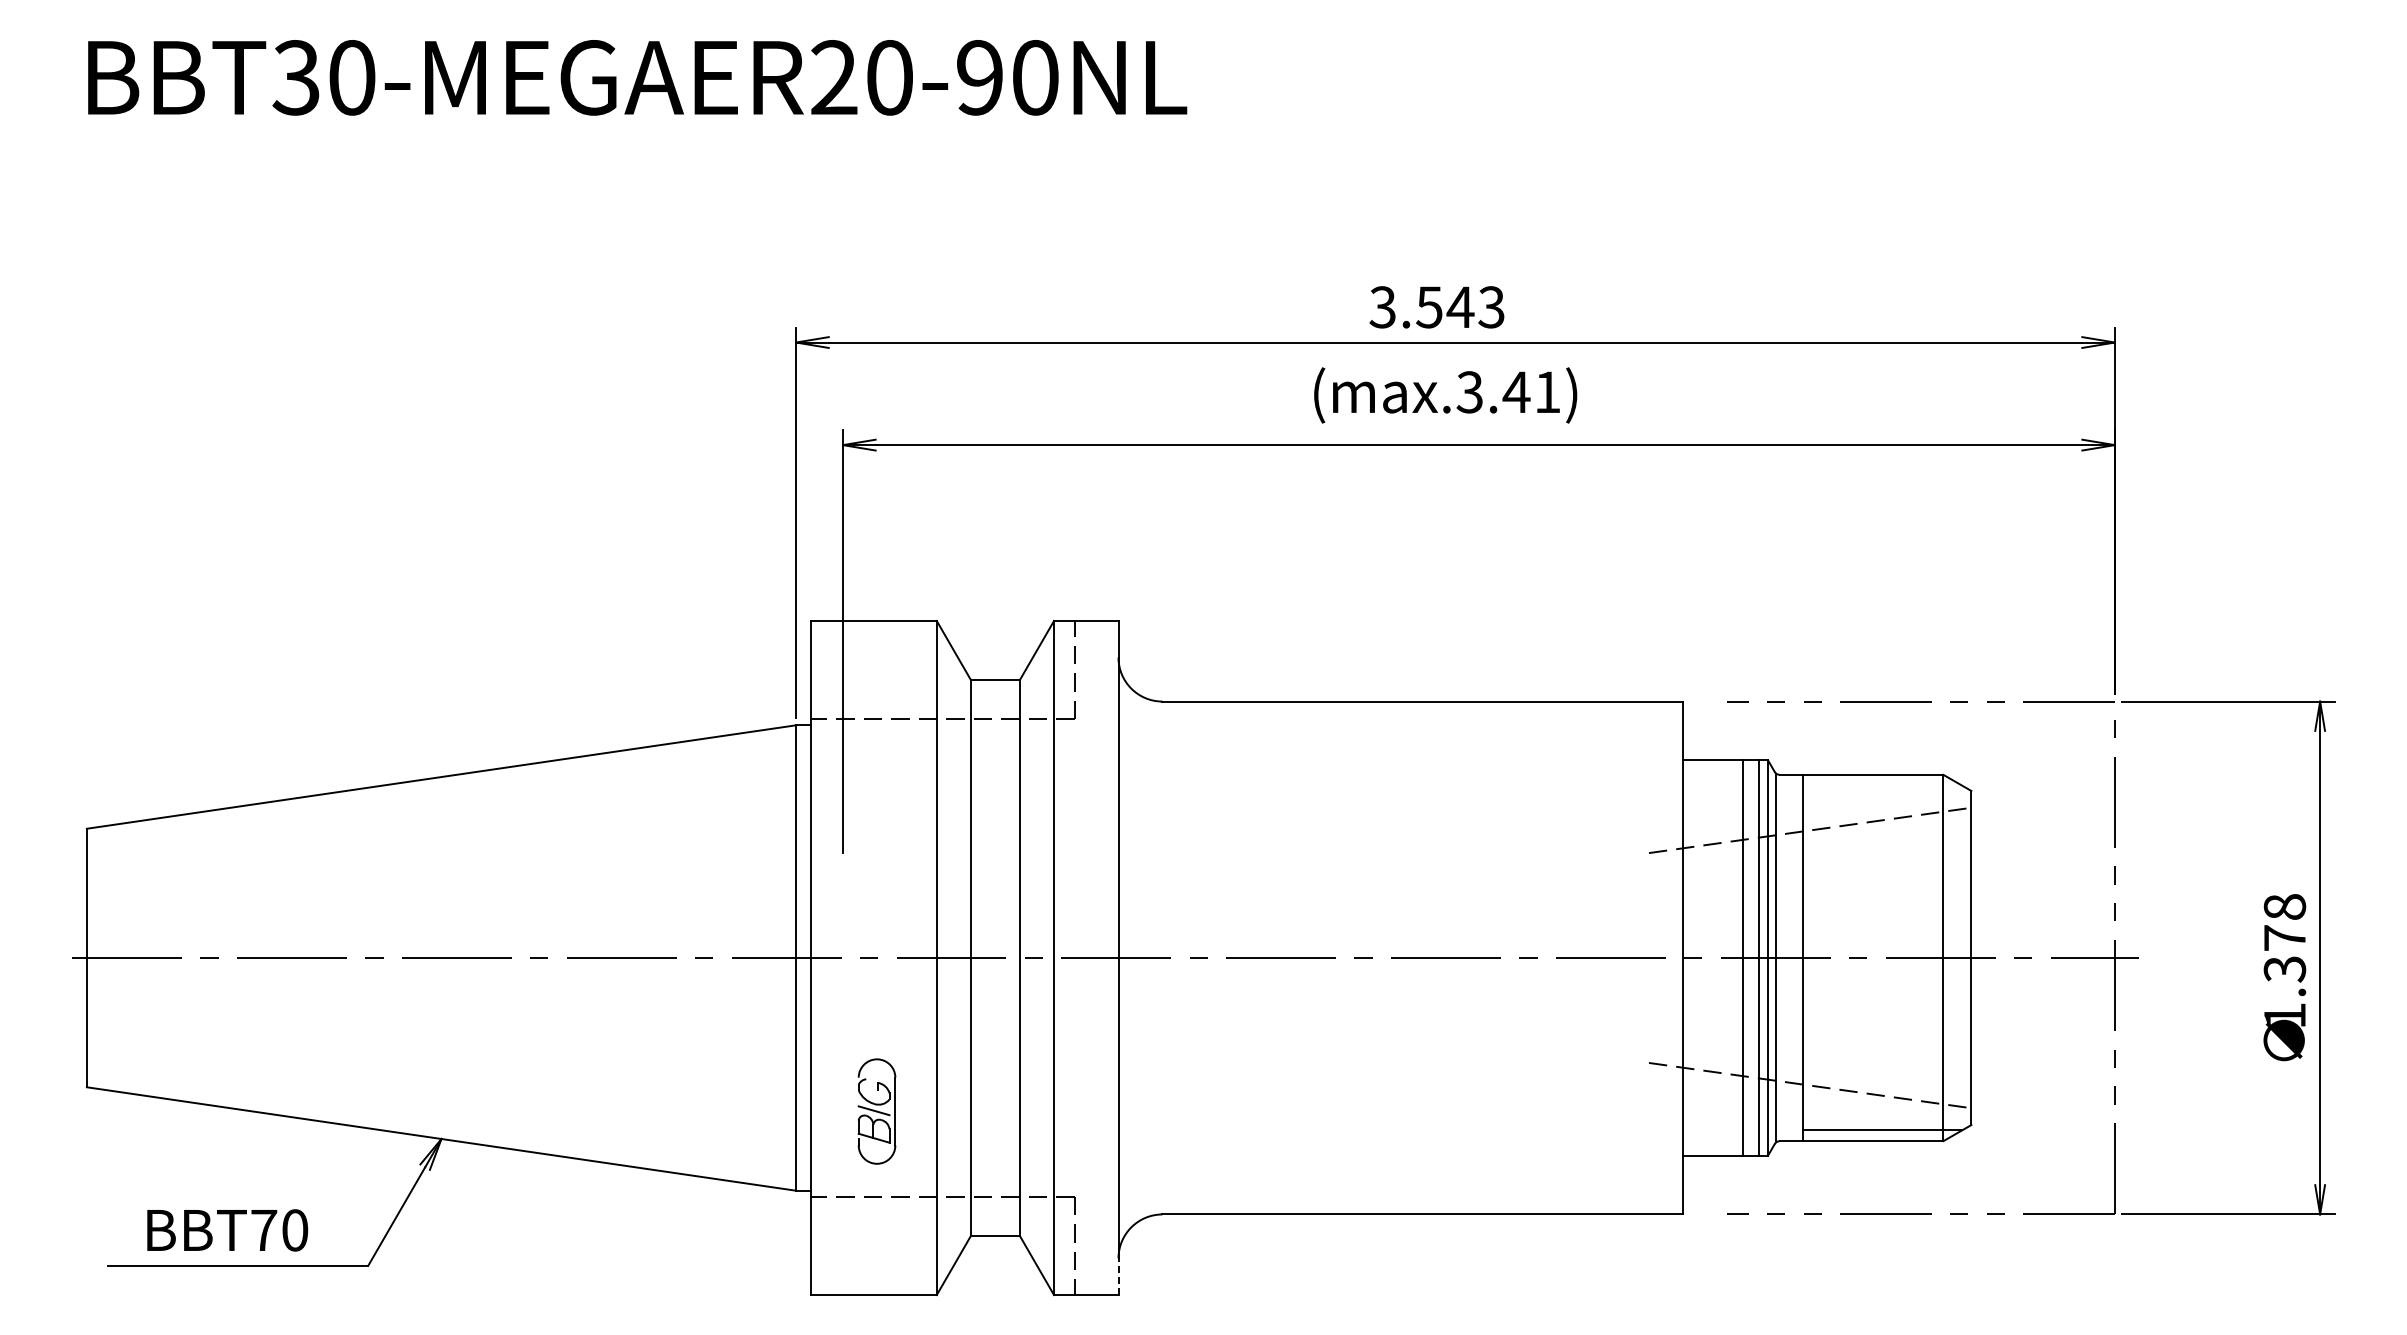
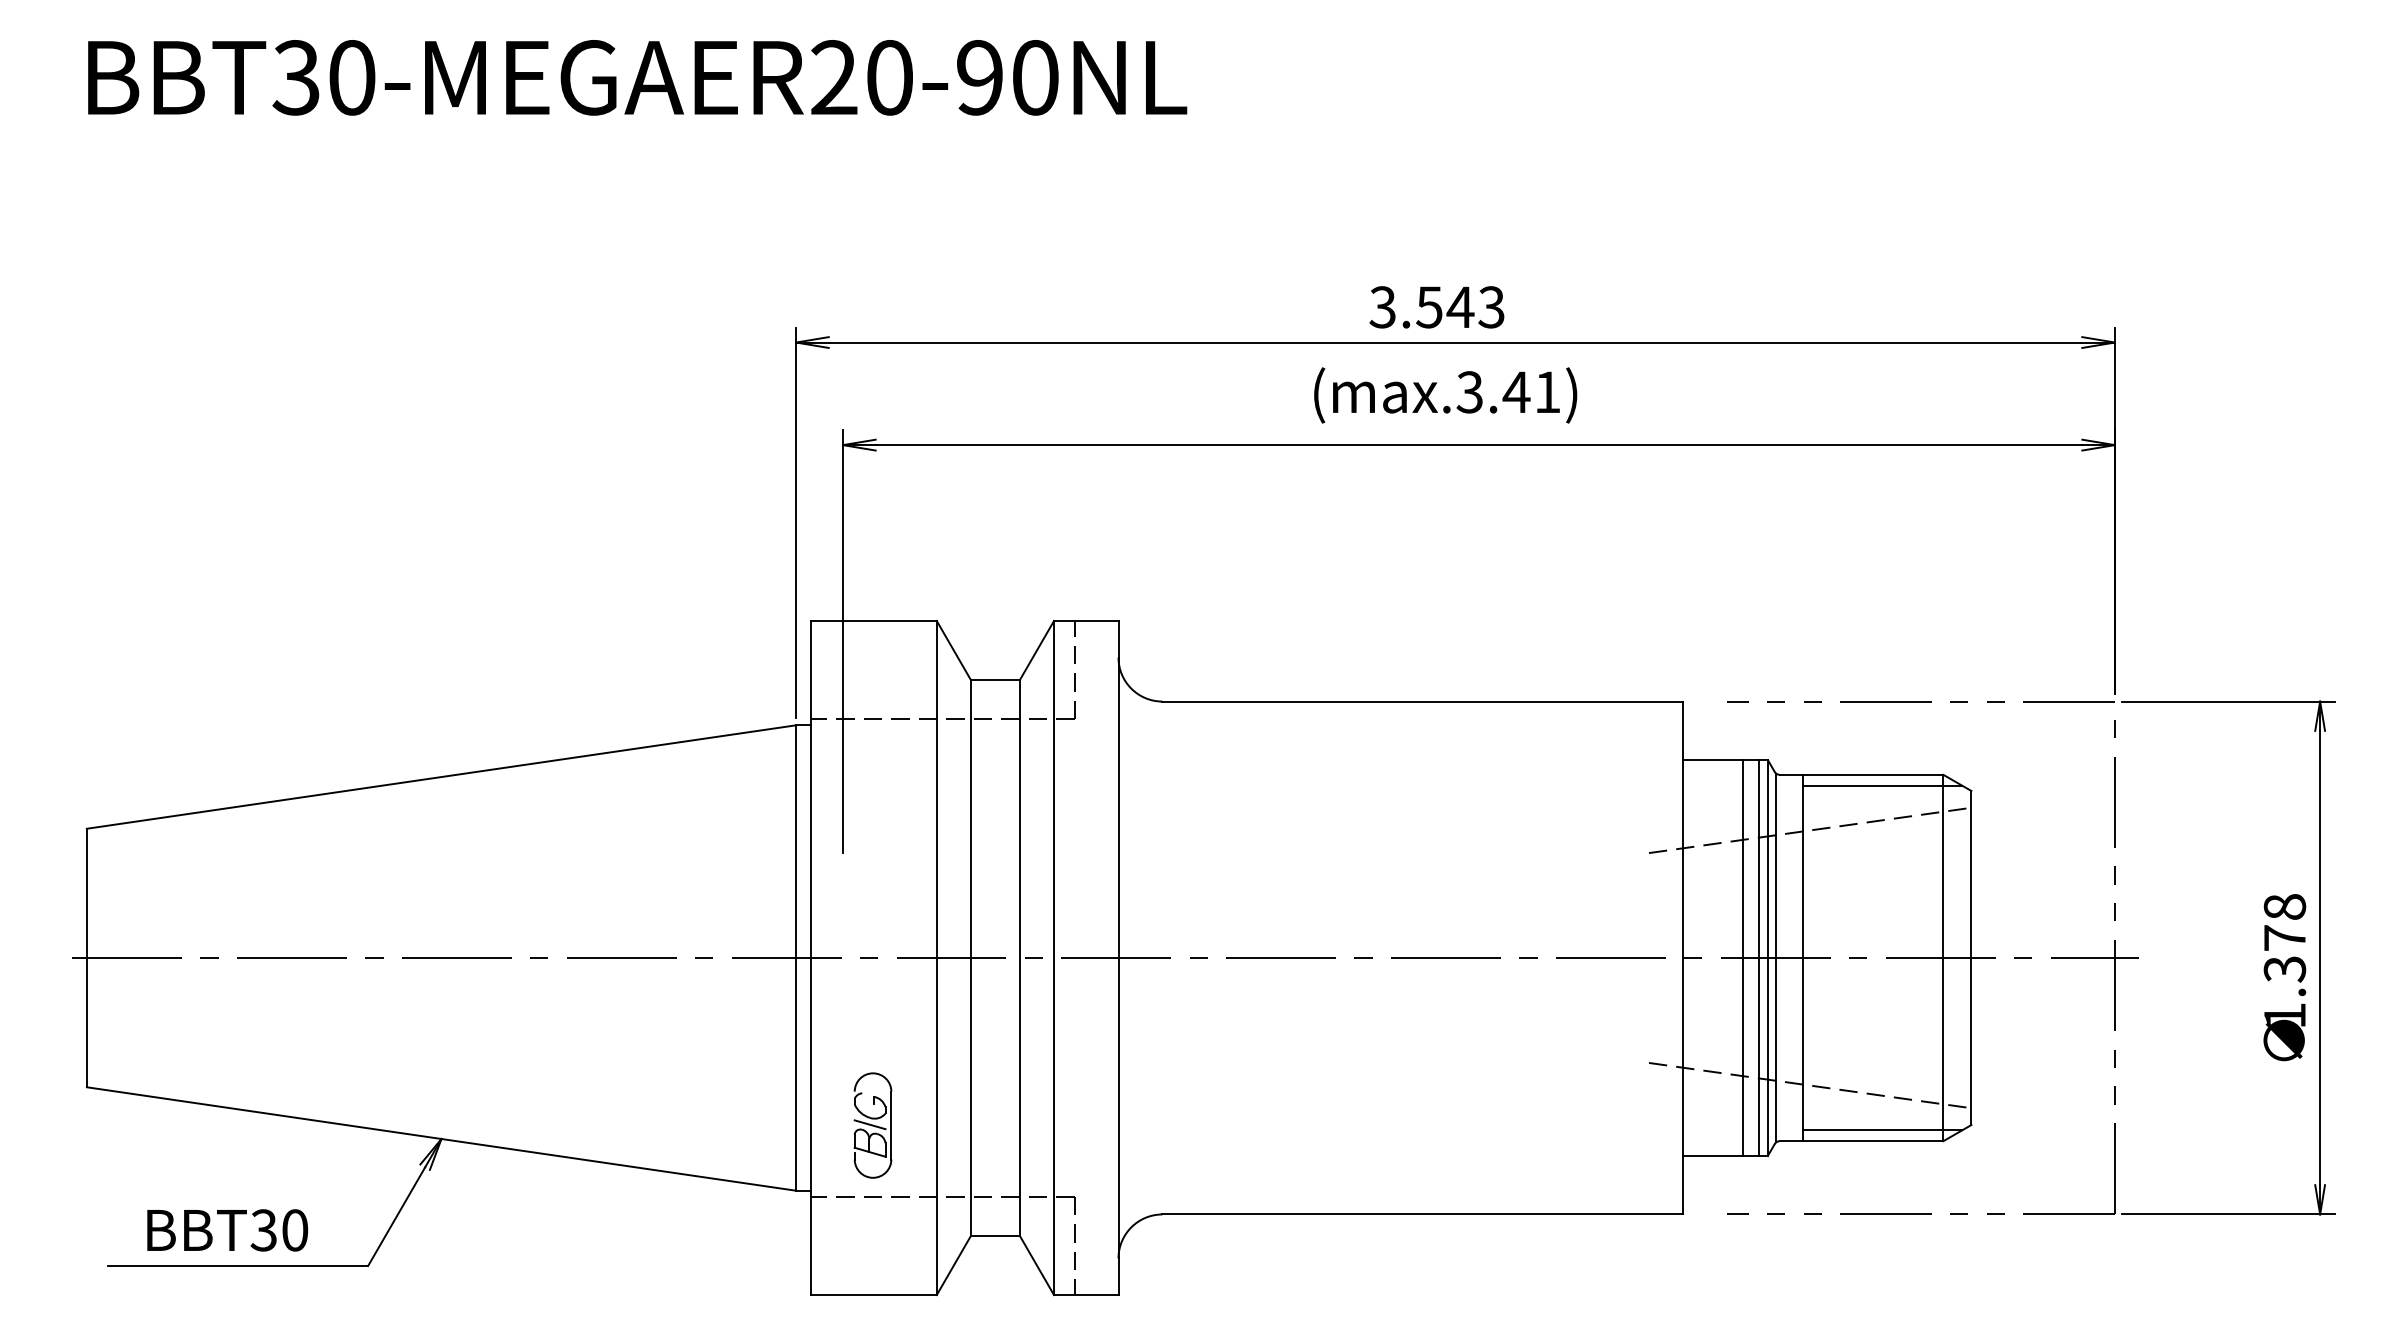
line: none -> present (1882, 785)
part position: (876, 1111) -> (872, 1125) (872, 1125)
text: BBT70 -> BBT30 (263, 1230)
line: dashed -> solid (1118, 1276)
